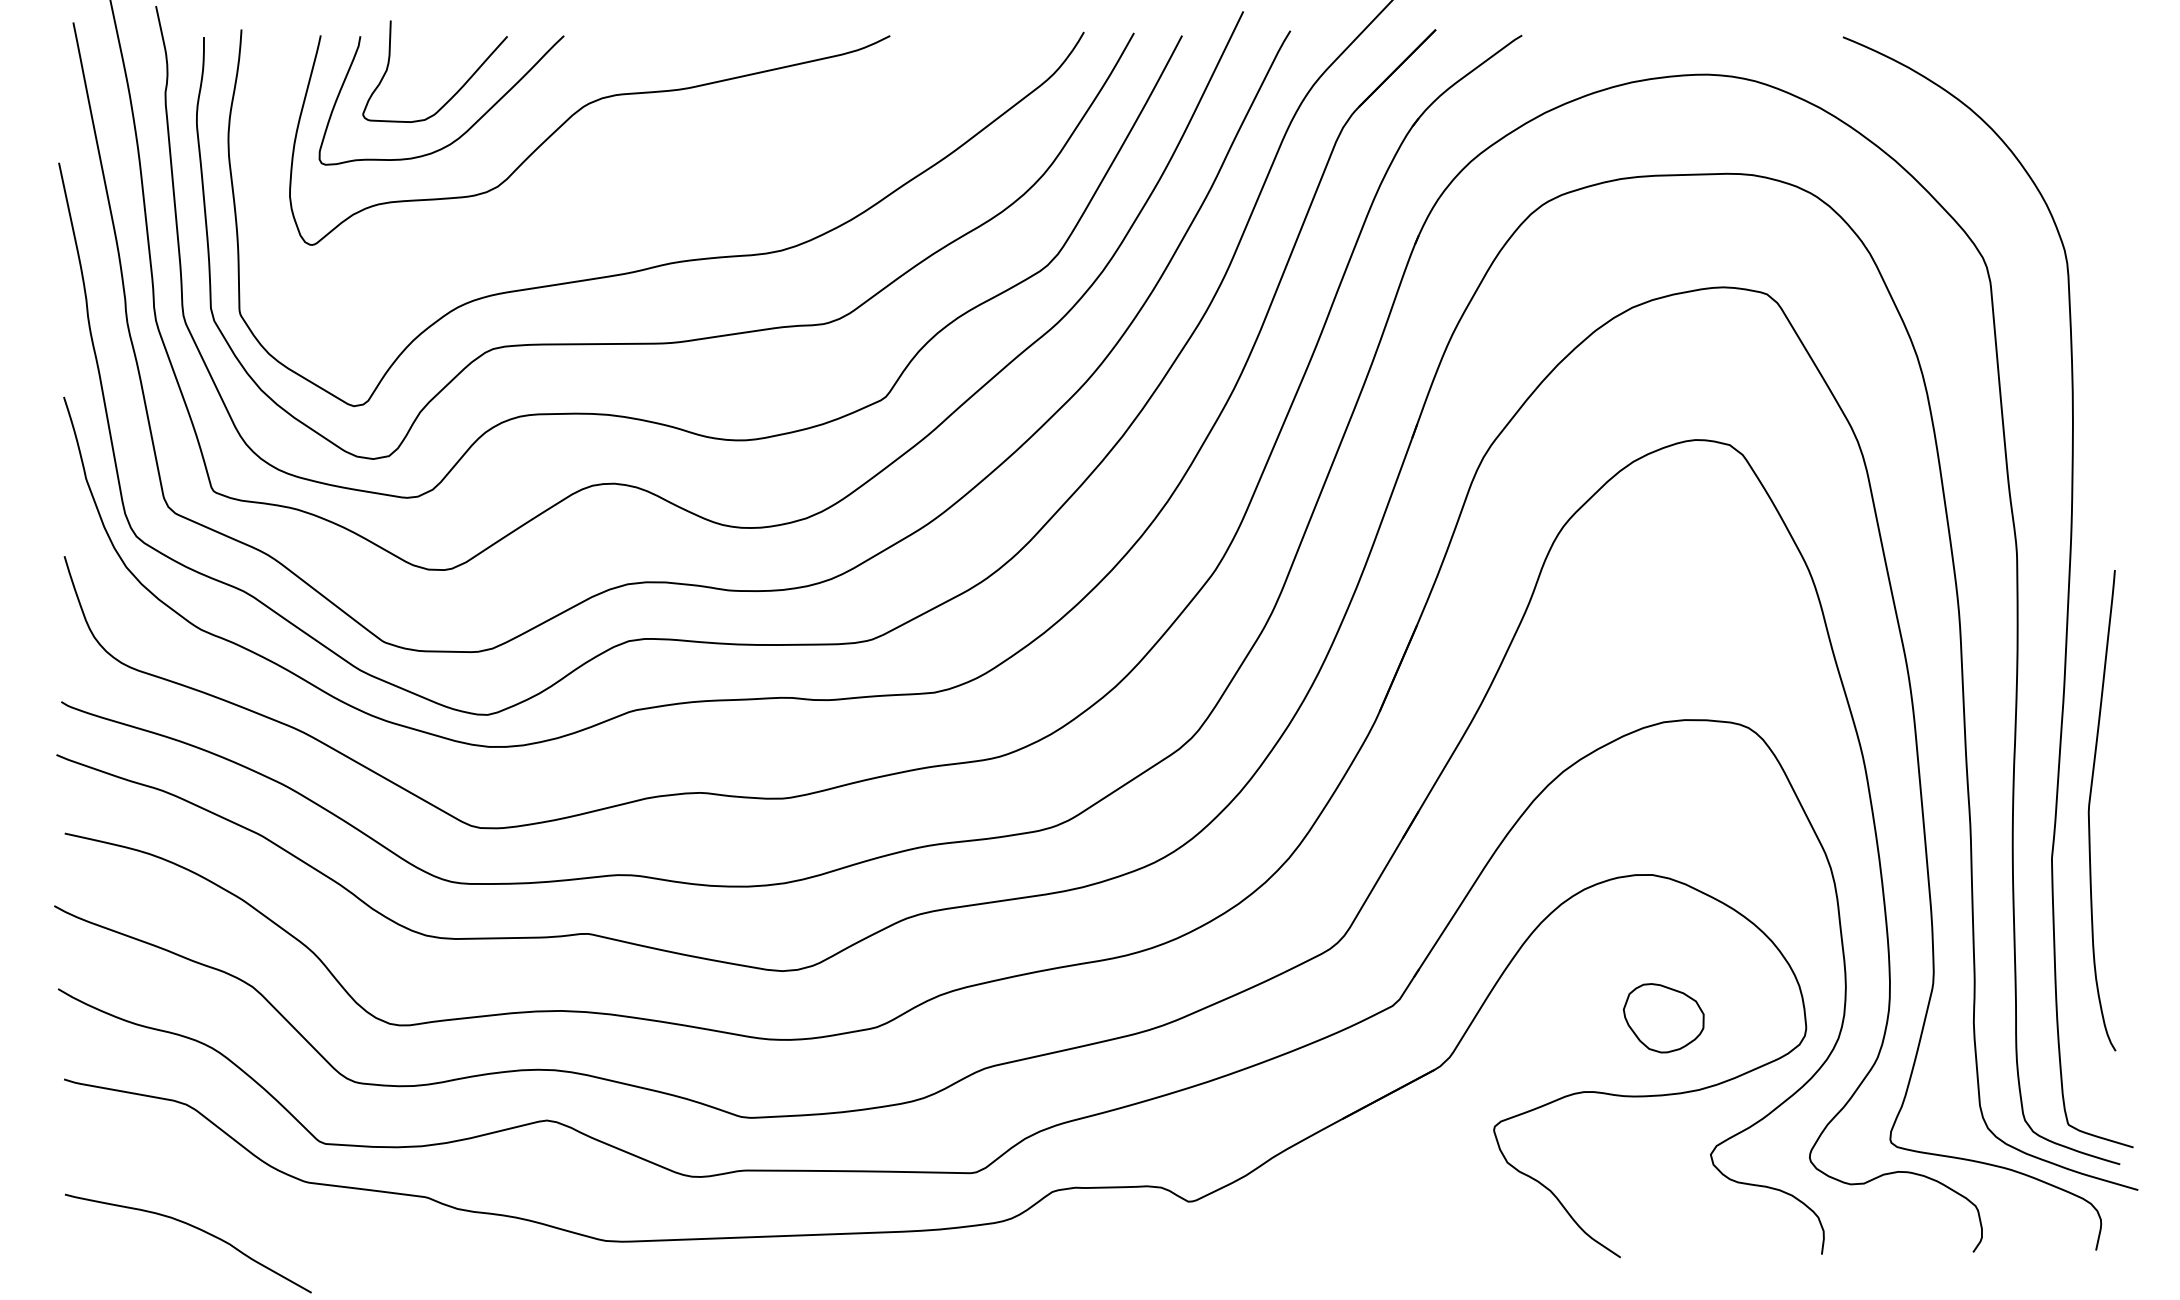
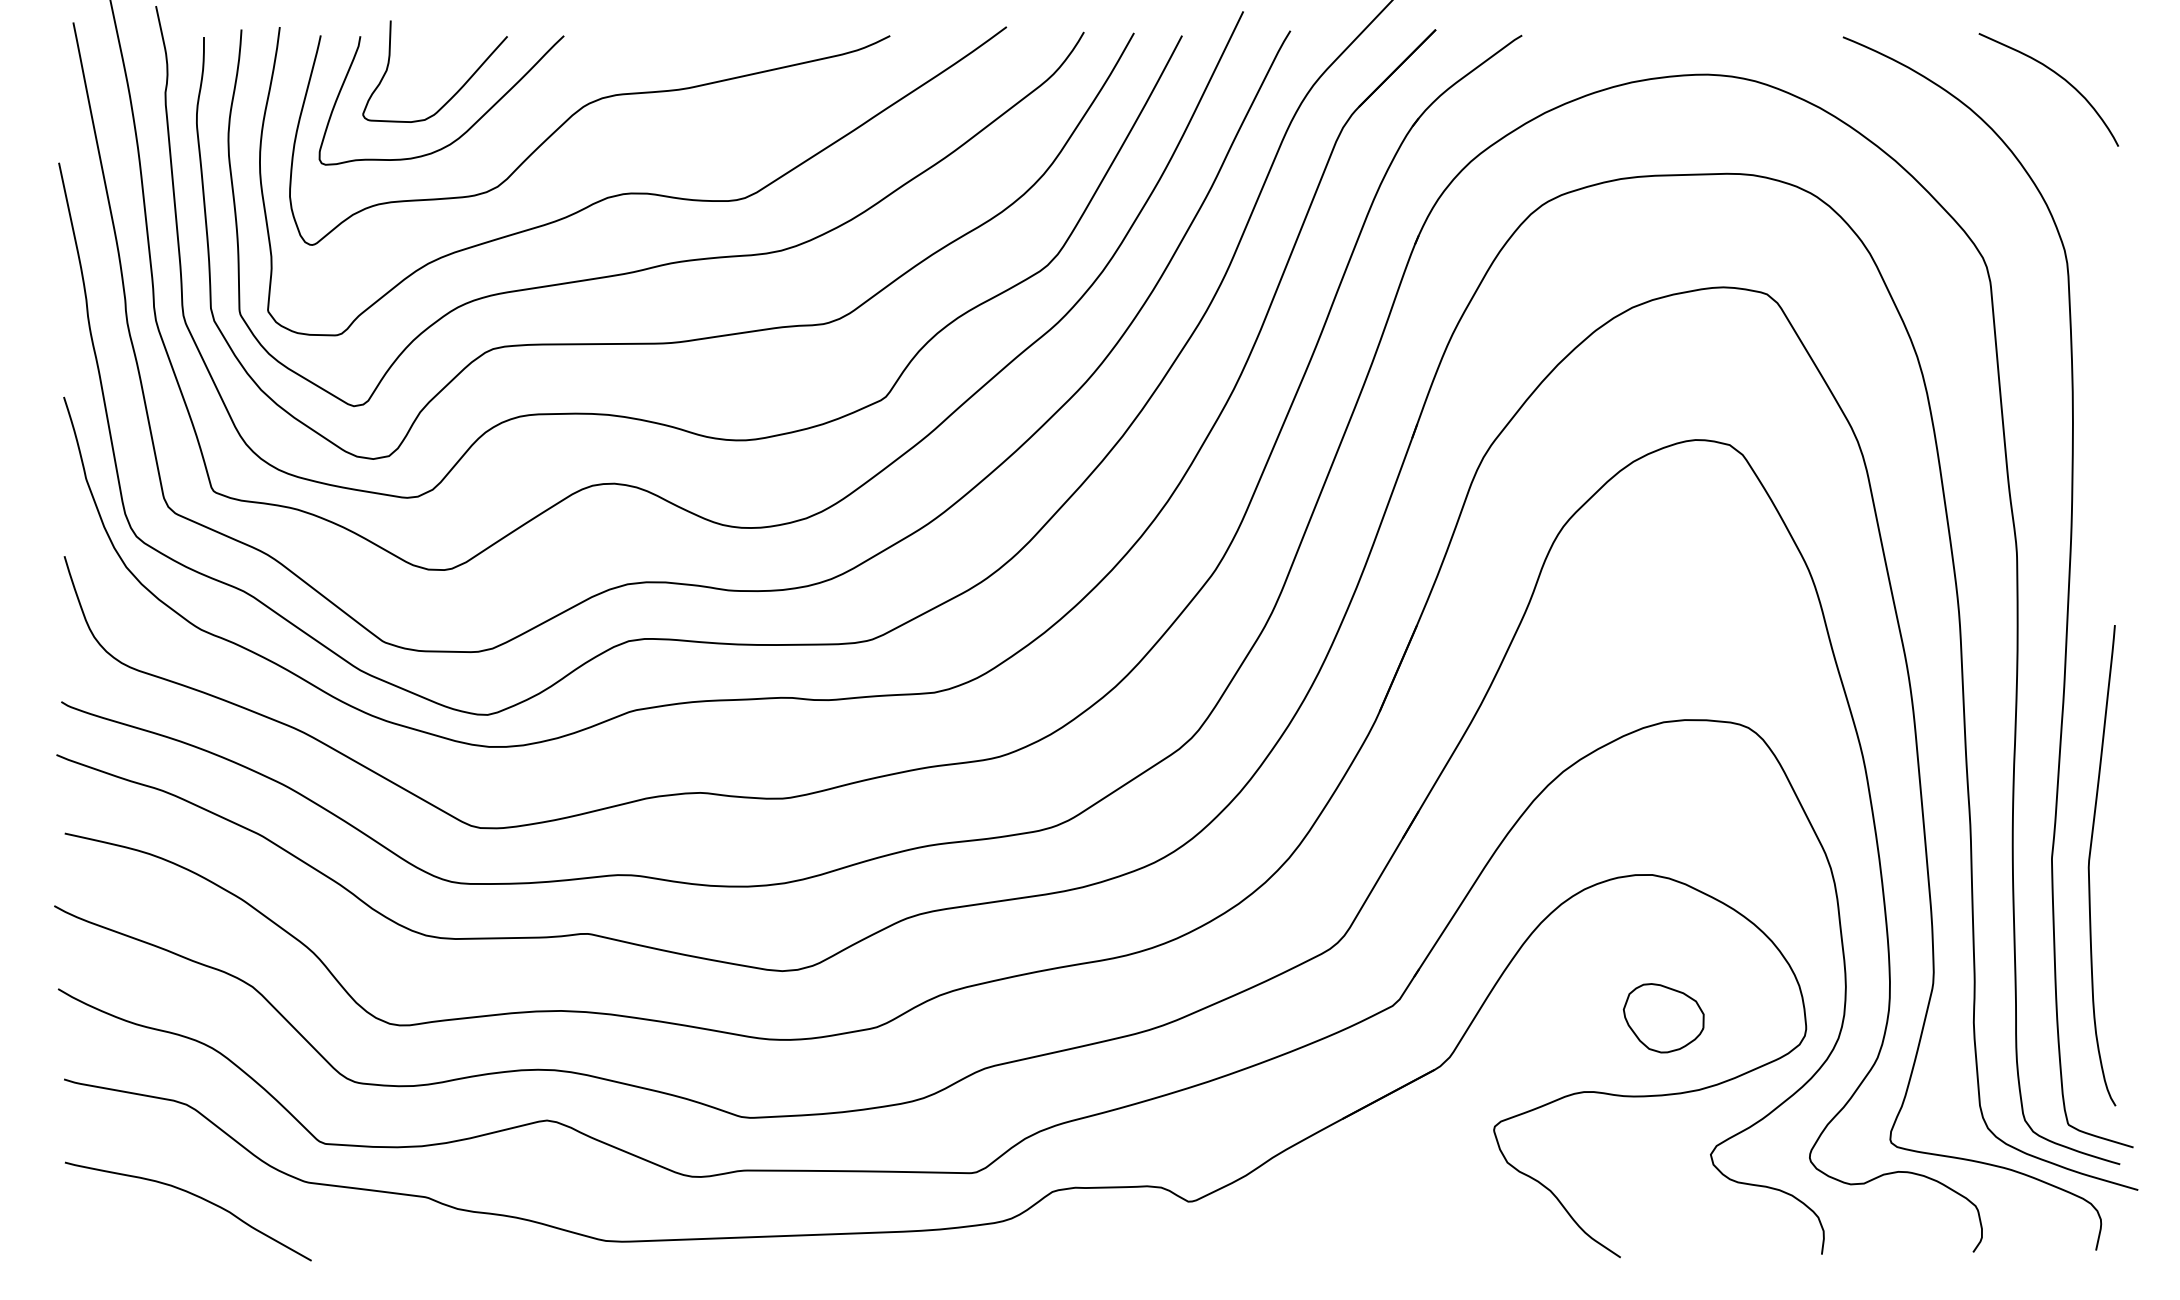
curve: none -> present (2058, 76)
curve: none -> present (633, 192)
curve position: (2089, 810) -> (2089, 865) (2089, 865)
curve position: (195, 1228) -> (195, 1196) (195, 1196)
